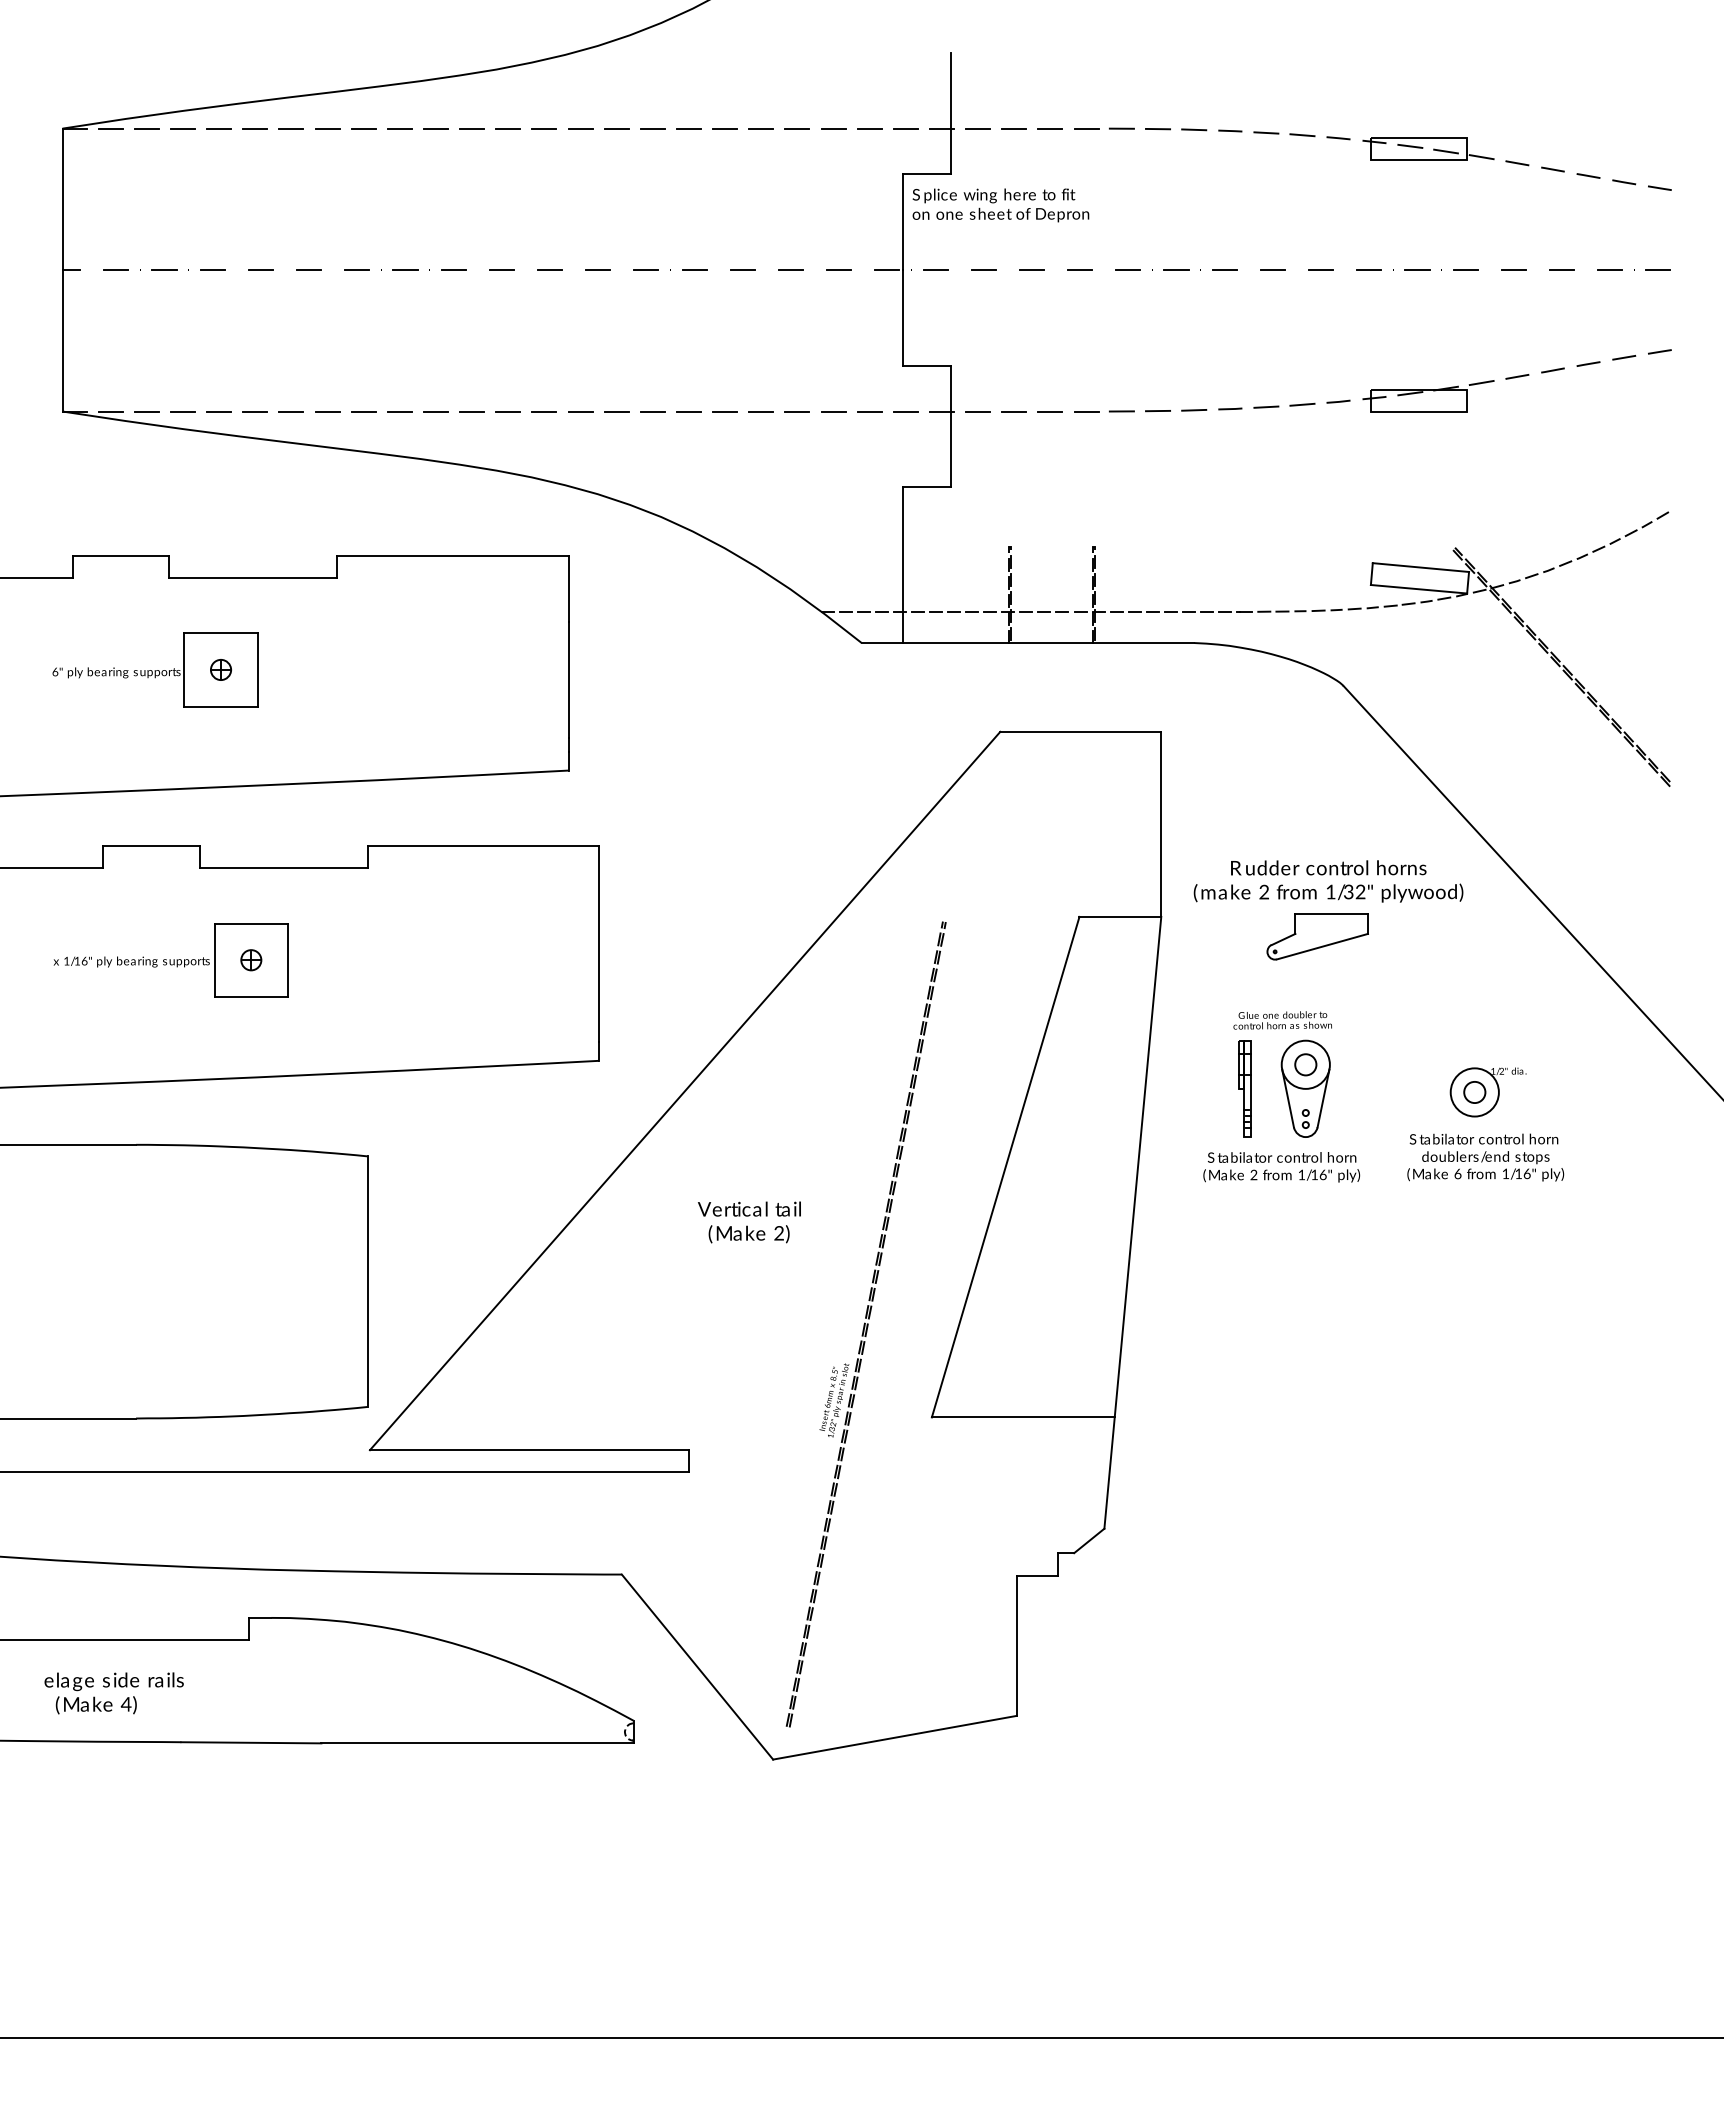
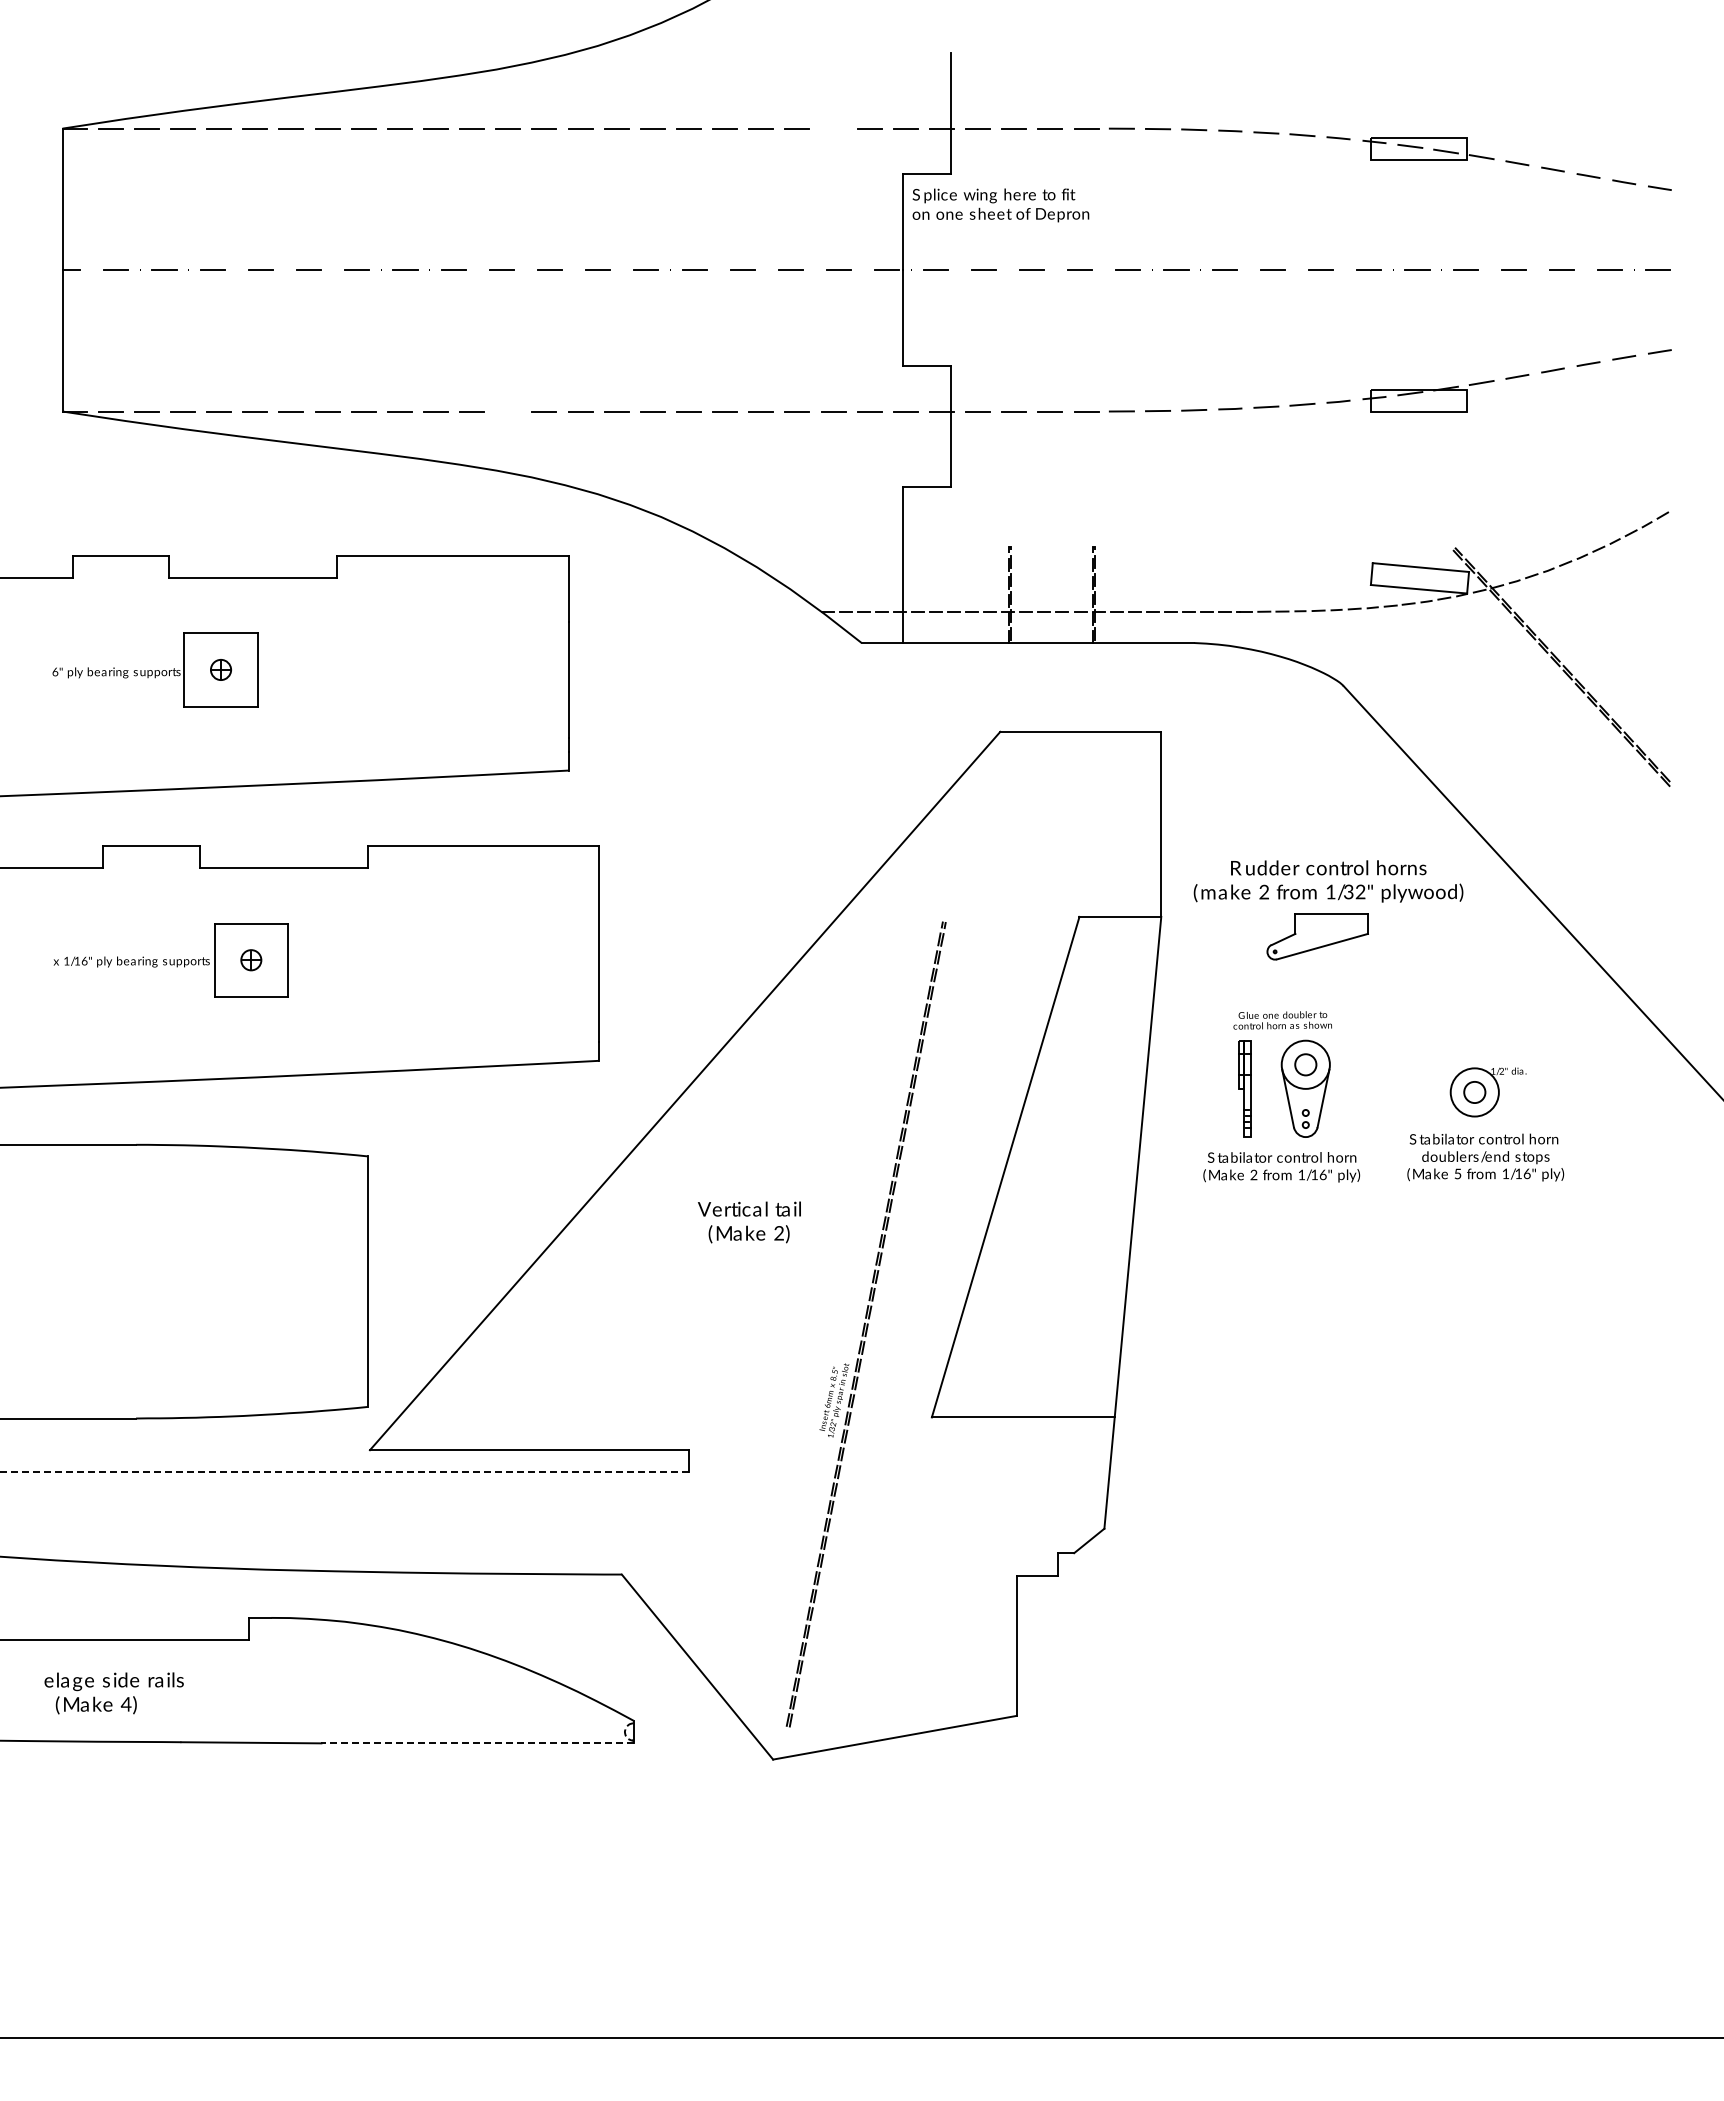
line: present -> none (833, 128)
line: present -> none (508, 411)
text: 6 -> 5 (1457, 1173)
line: solid -> dashed (345, 1472)
line: solid -> dashed (477, 1743)
